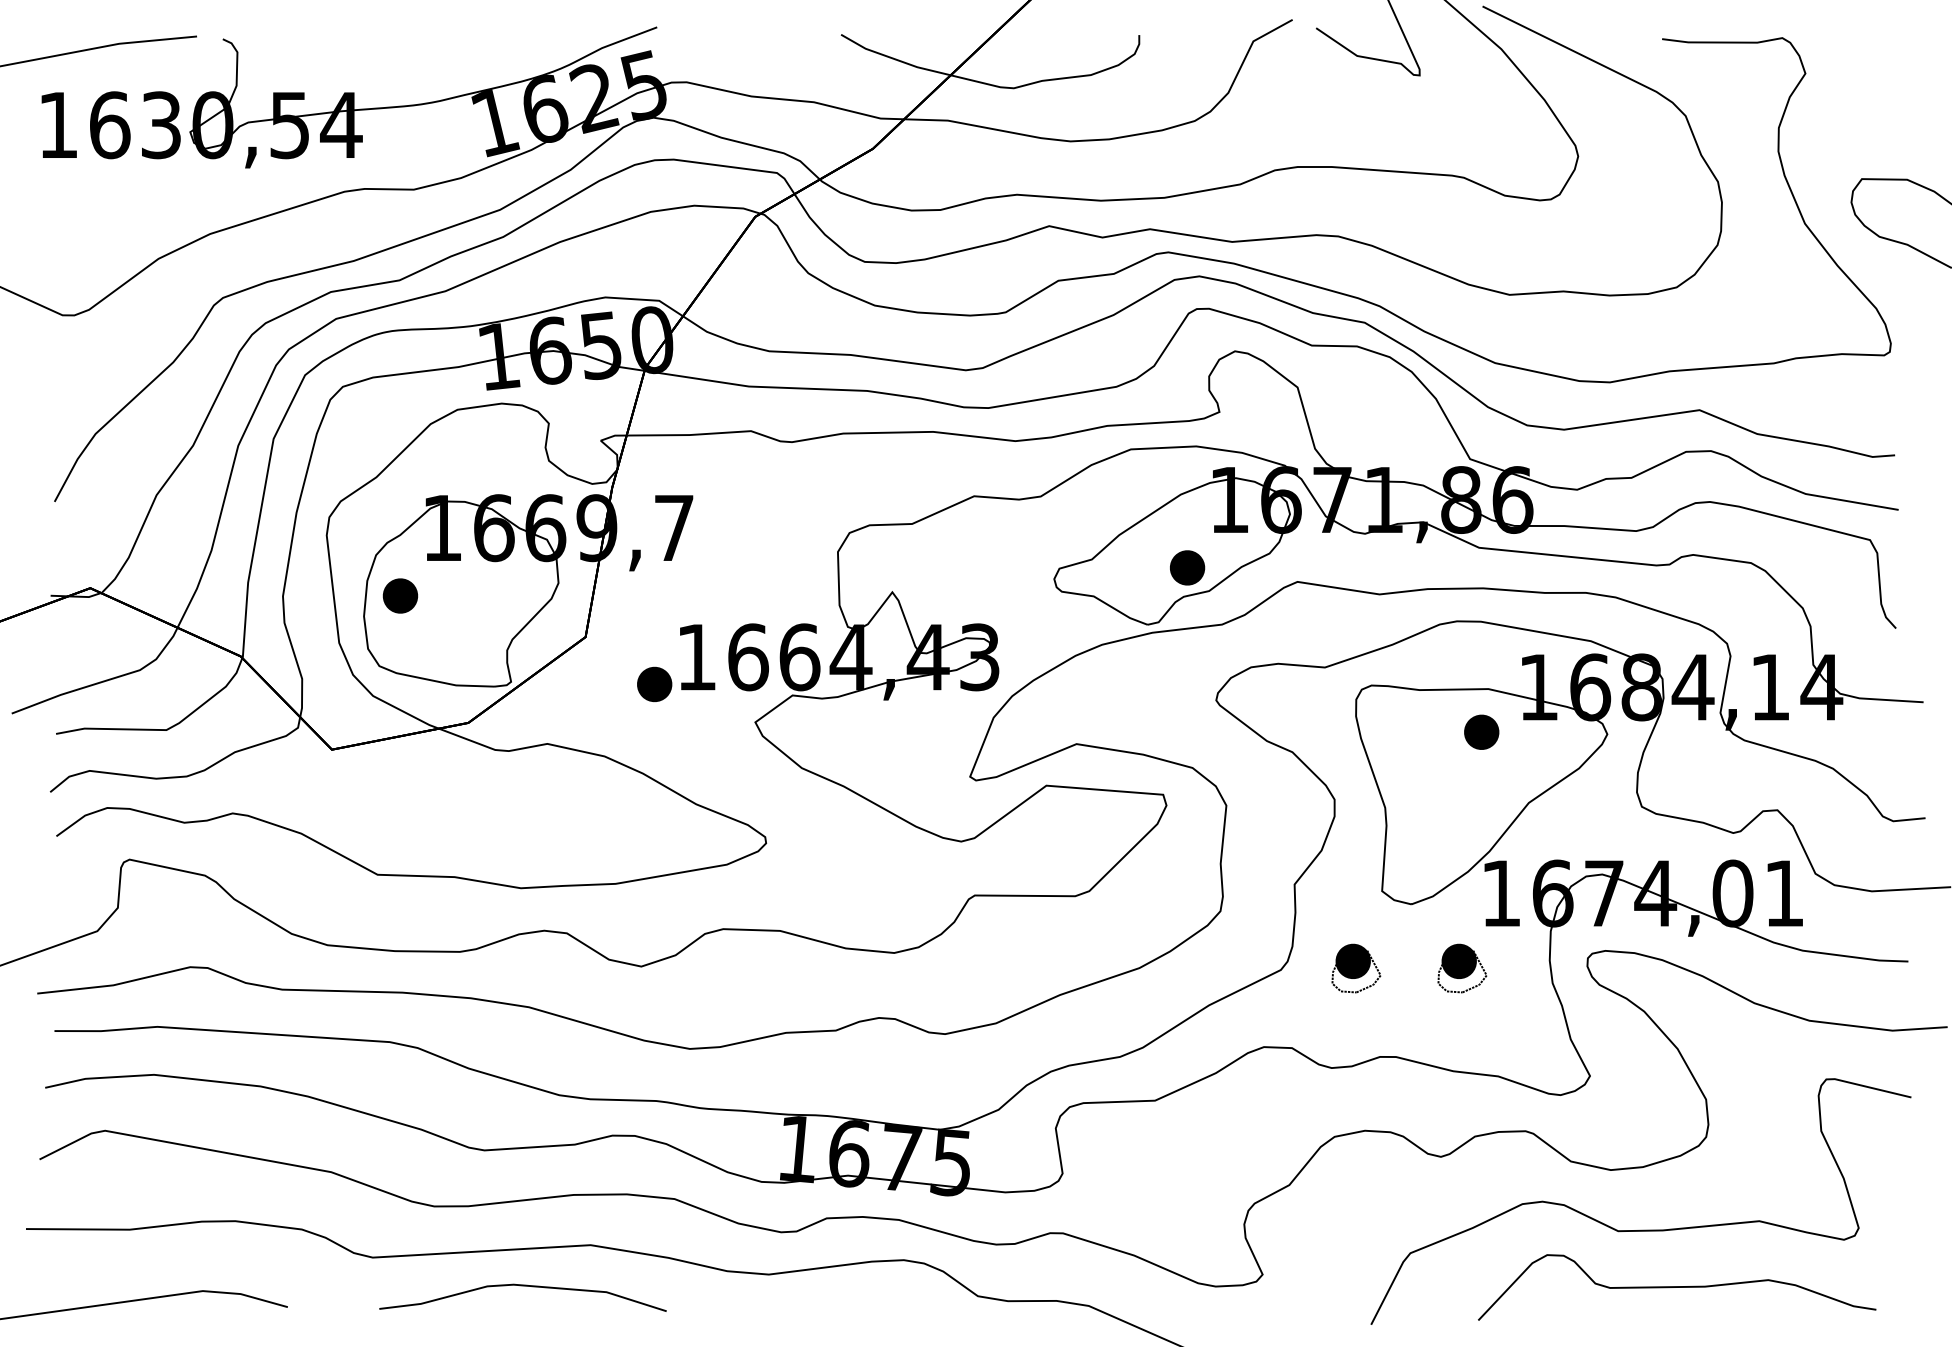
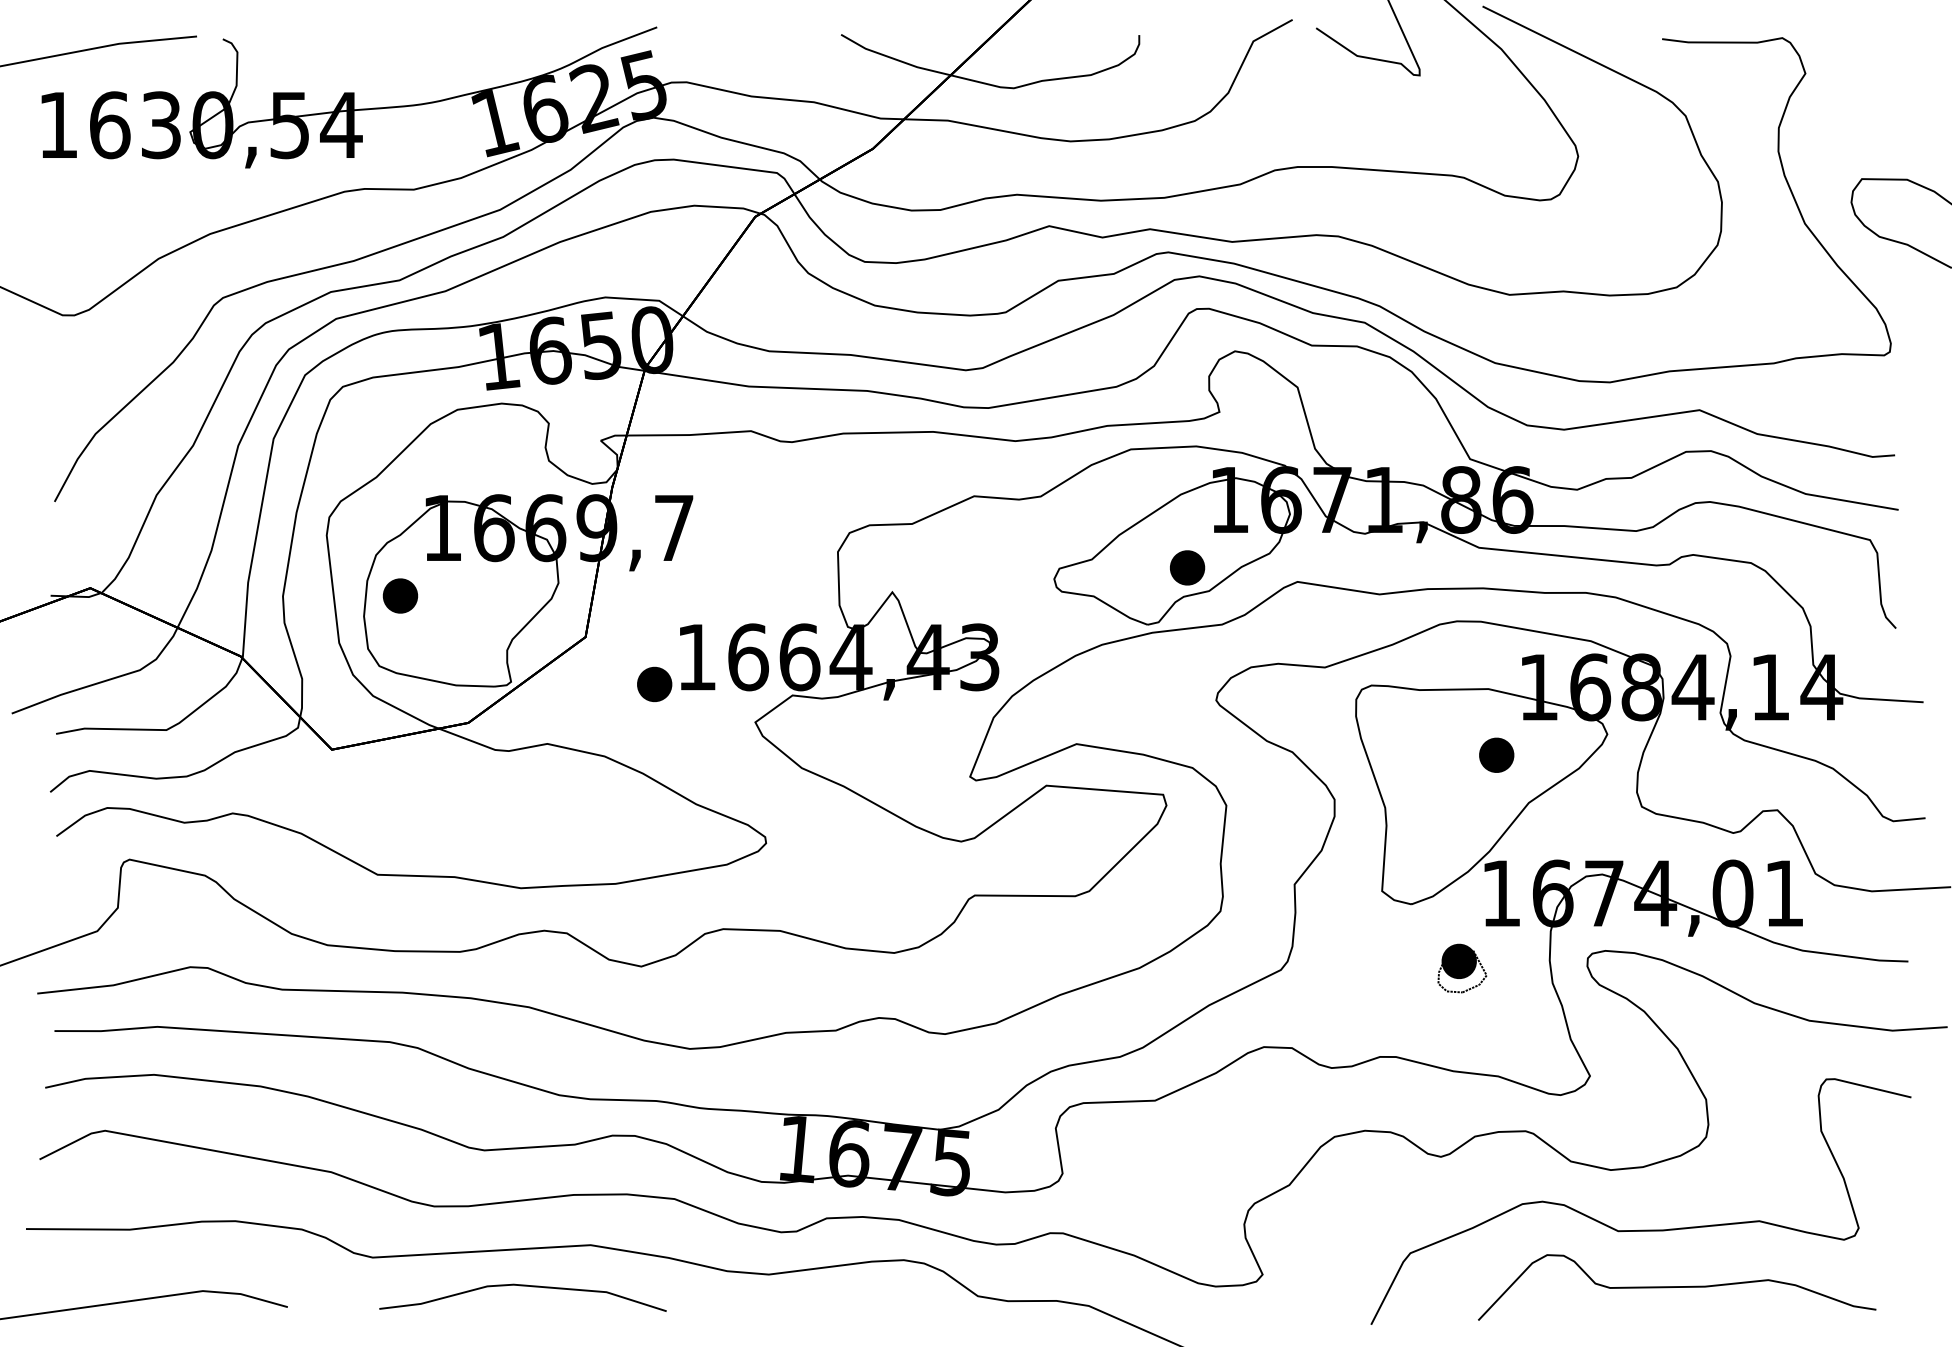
part position: (1481, 731) -> (1496, 754) (1496, 754)
part: present -> none (1356, 968)
